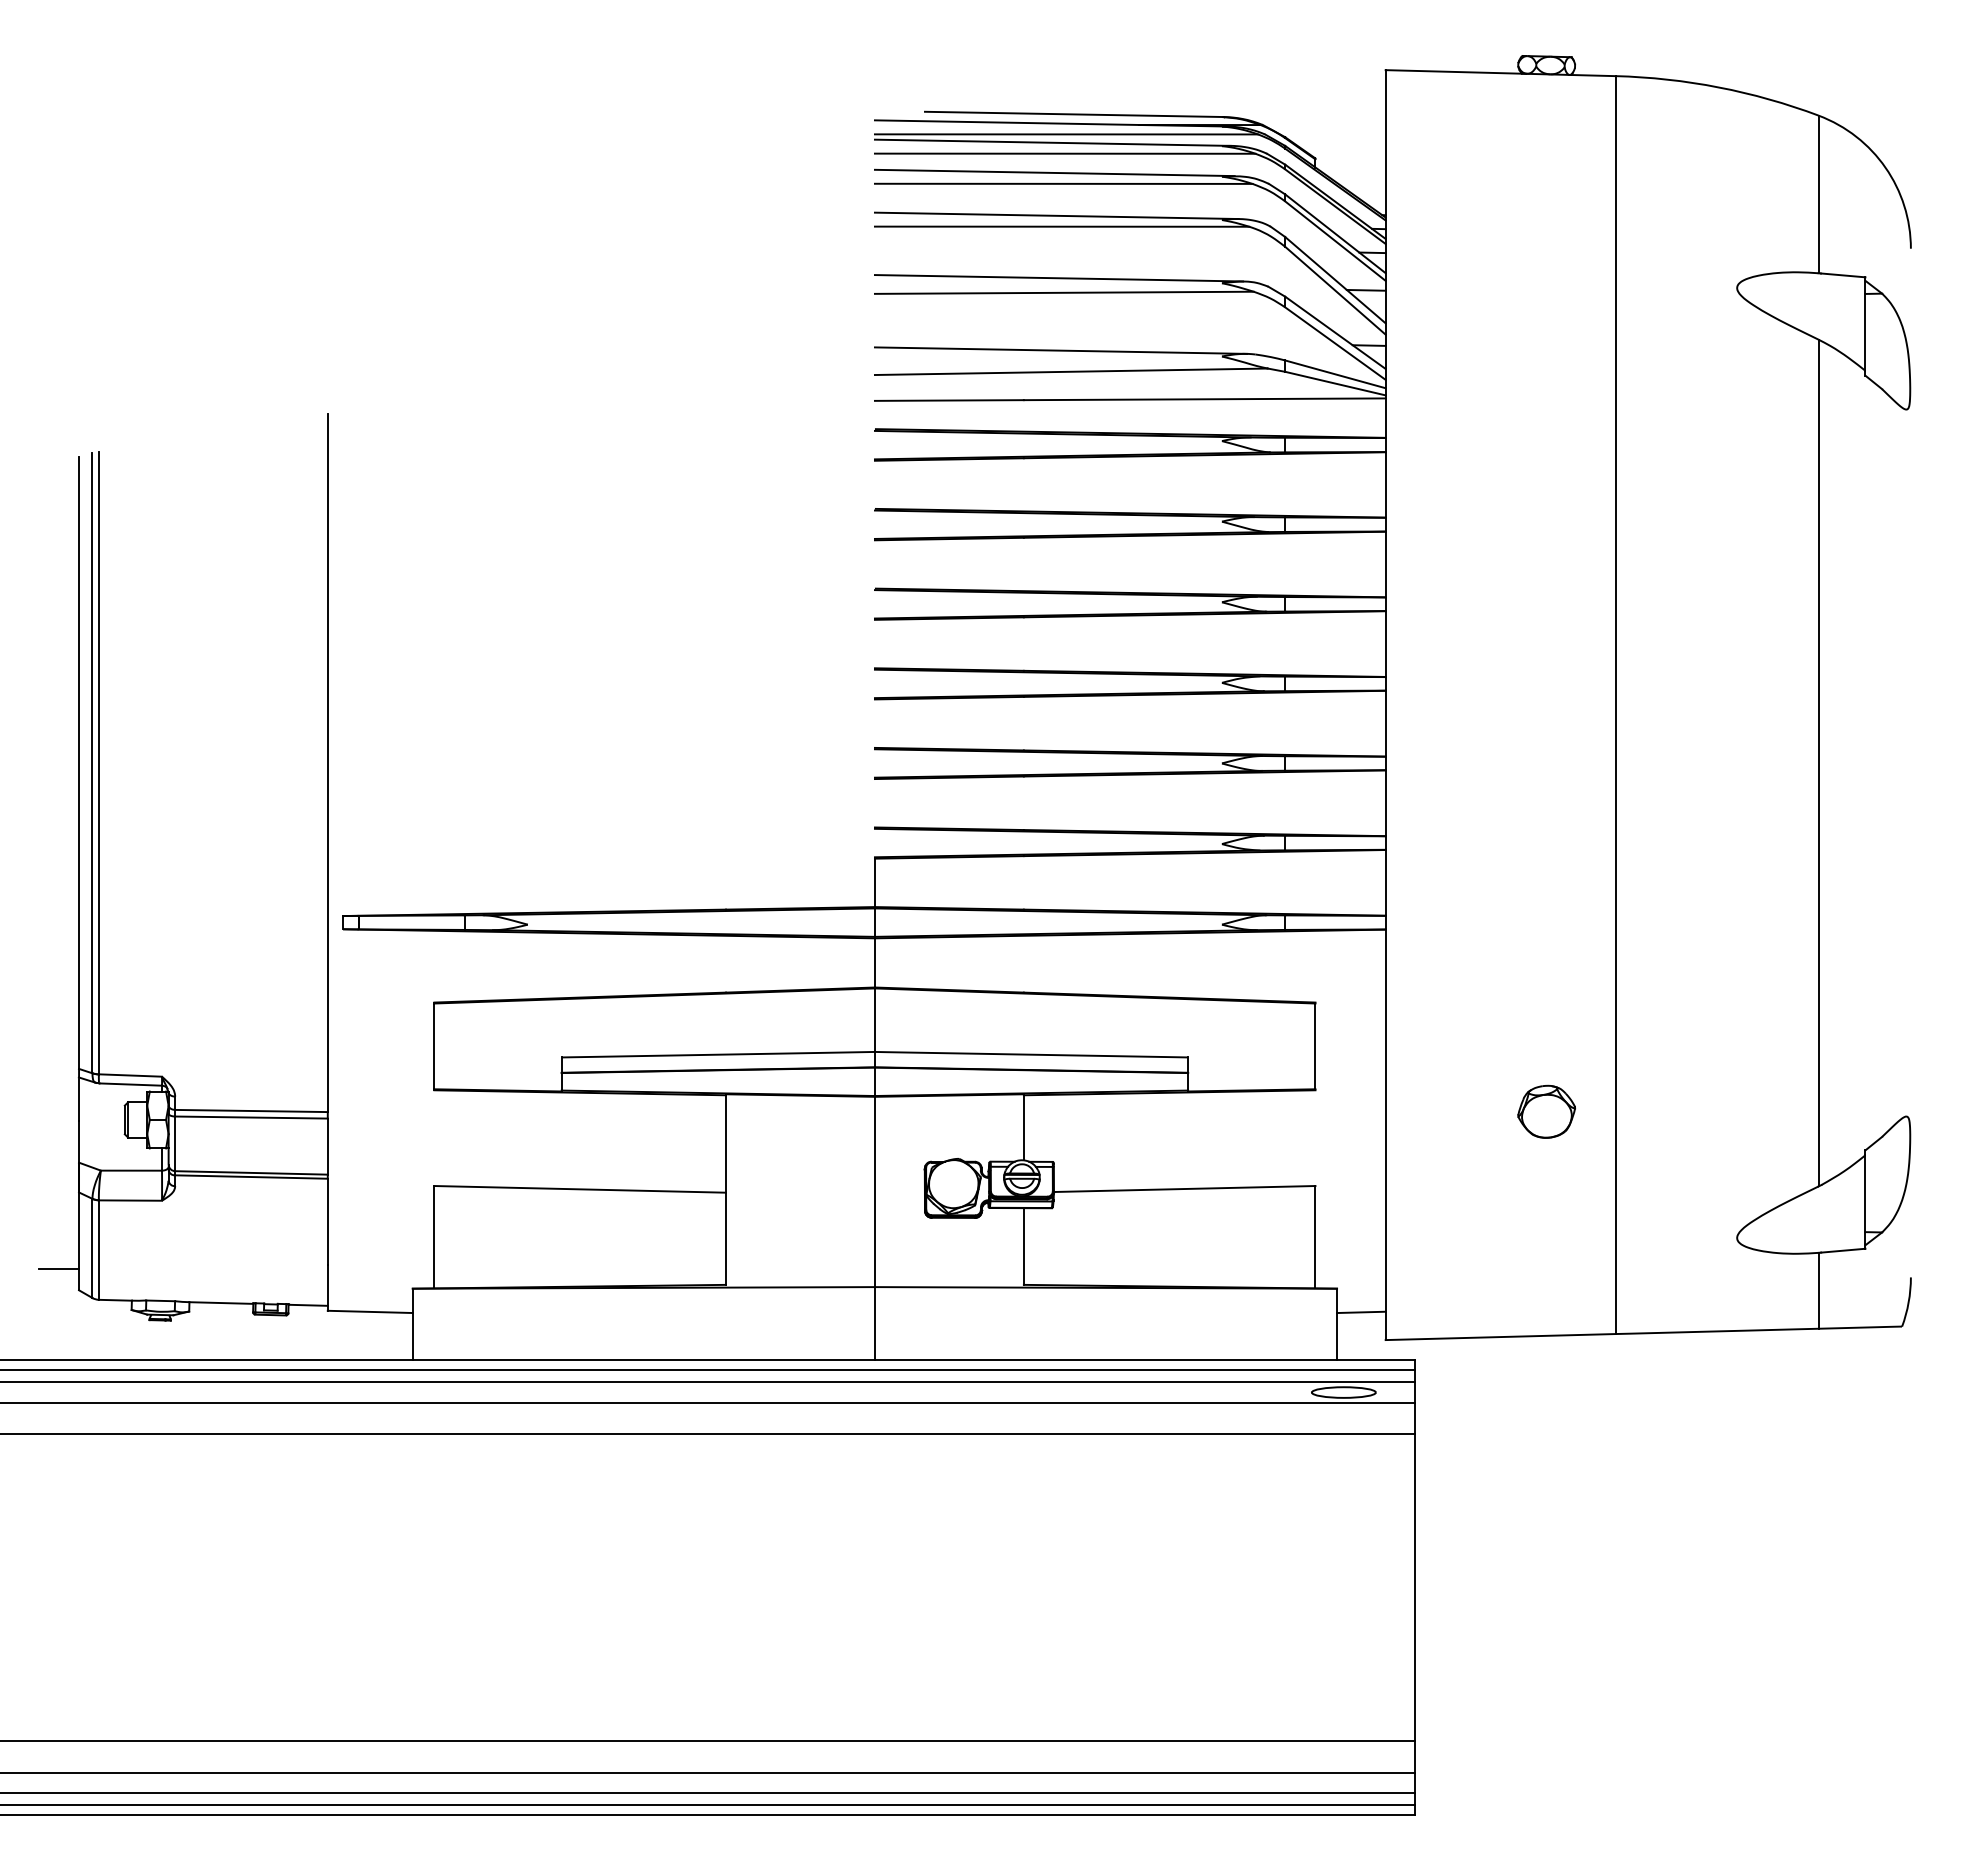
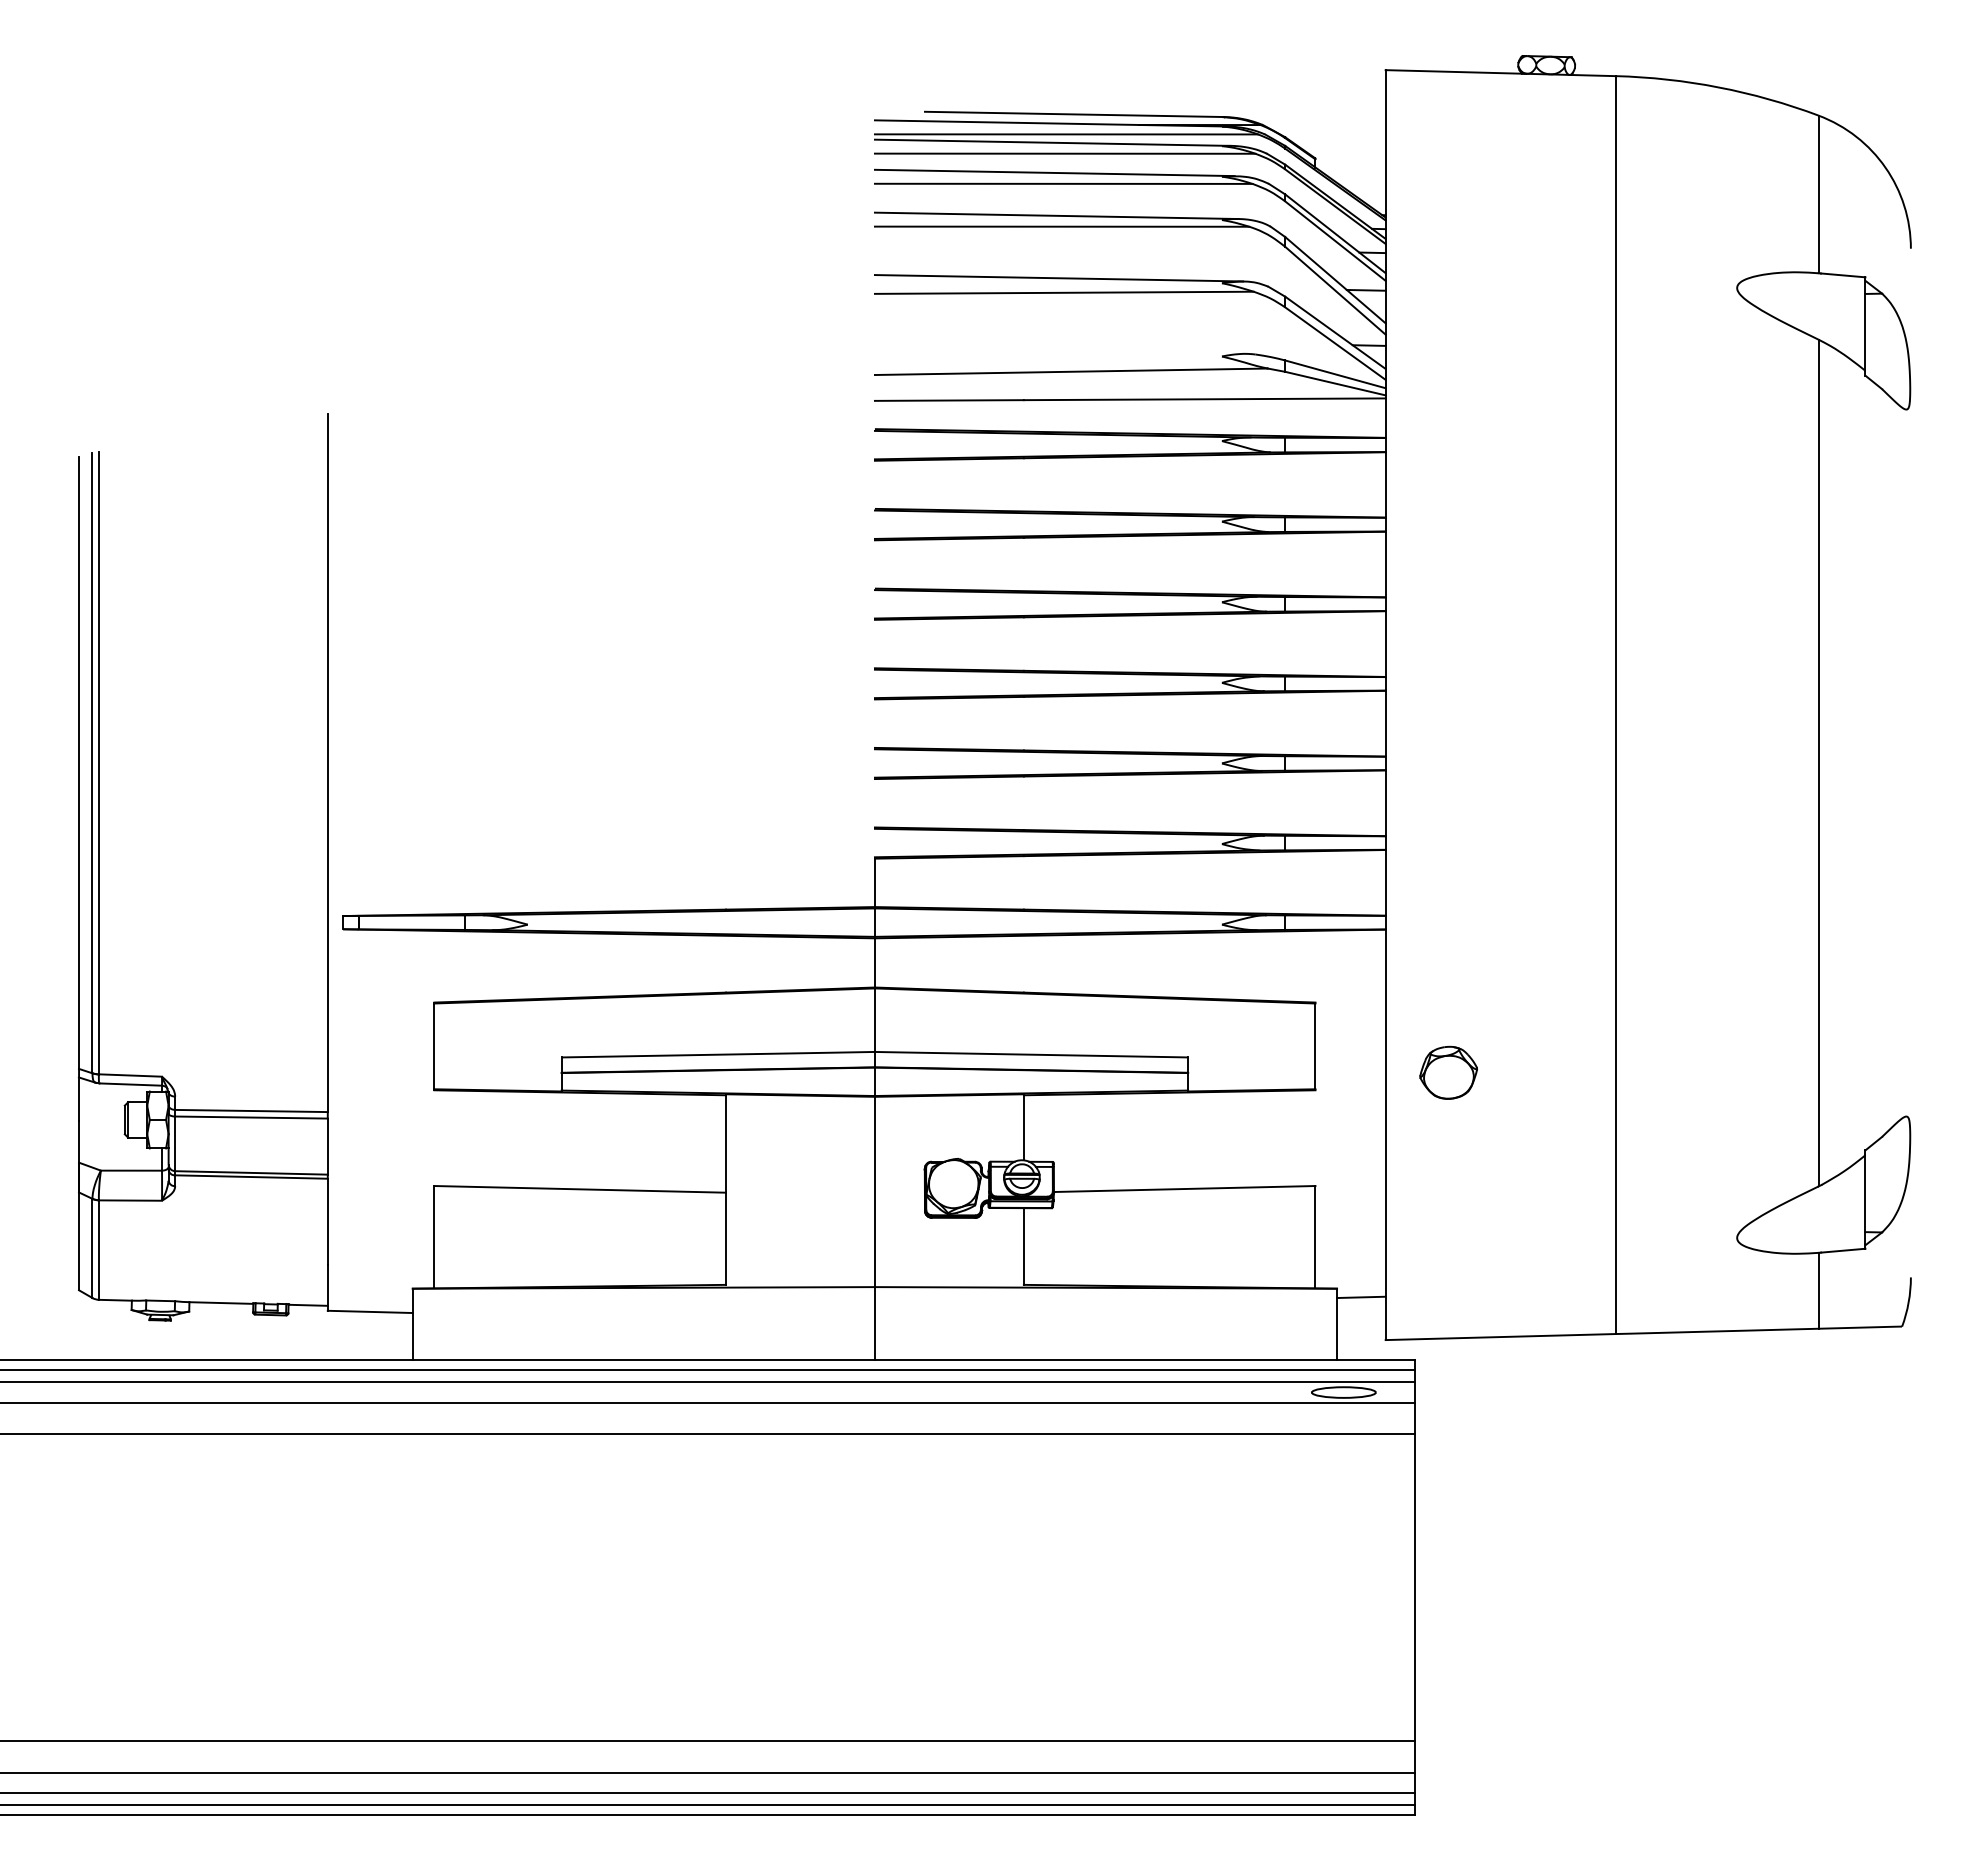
line: present -> none (1060, 350)
part position: (1546, 1111) -> (1448, 1072) (1448, 1072)
line: present -> none (59, 1268)
line position: (1361, 1312) -> (1361, 1297) (1361, 1297)
